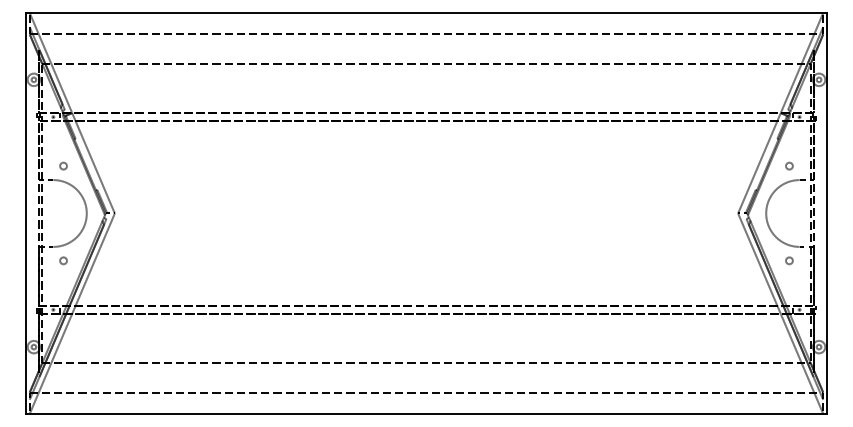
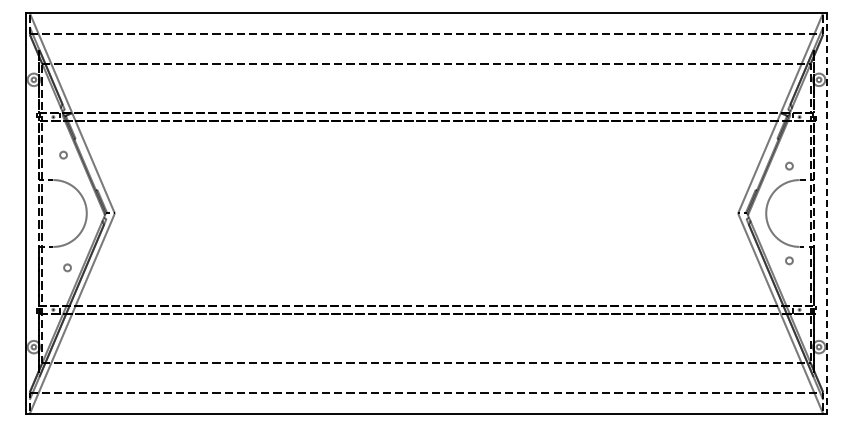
circle position: (63, 165) -> (63, 154) (63, 154)
line: solid -> dashed (827, 213)
circle position: (63, 260) -> (67, 267) (67, 267)
